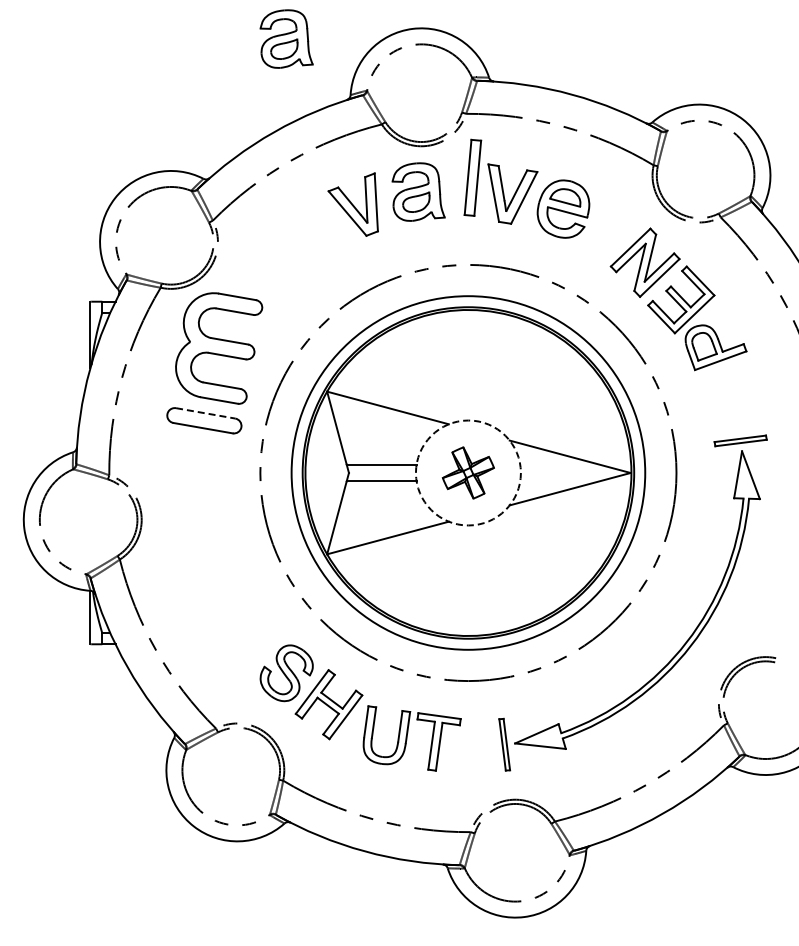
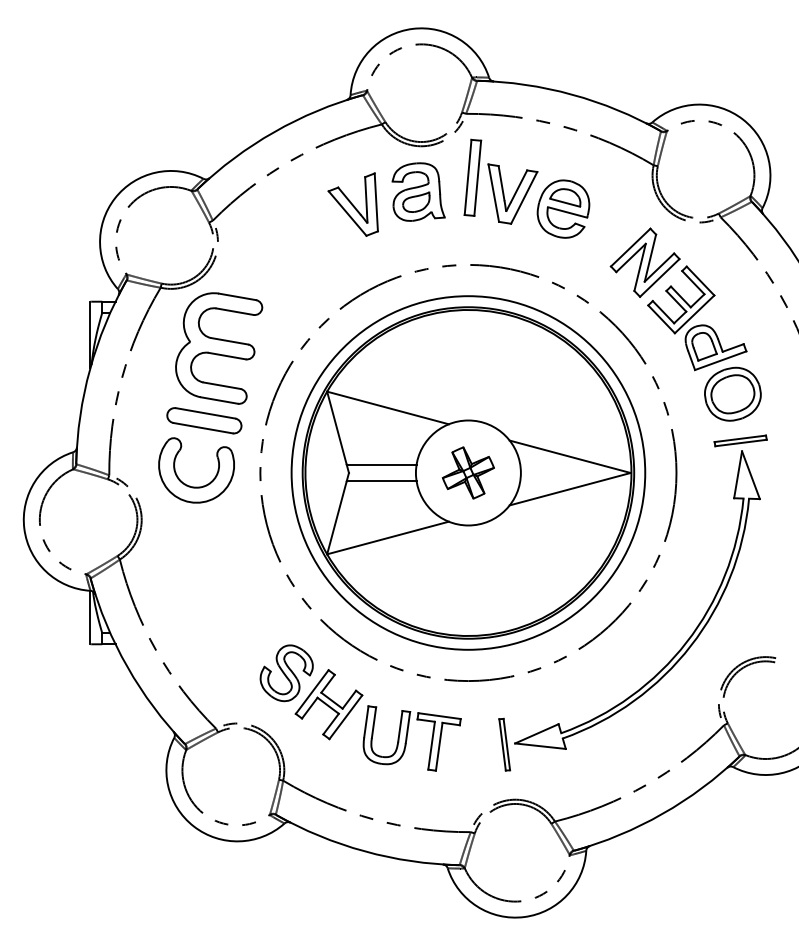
part: present -> none (286, 38)
part: none -> present (732, 393)
line: dashed -> solid (206, 413)
circle: dashed -> solid (467, 472)
part: none -> present (196, 486)
